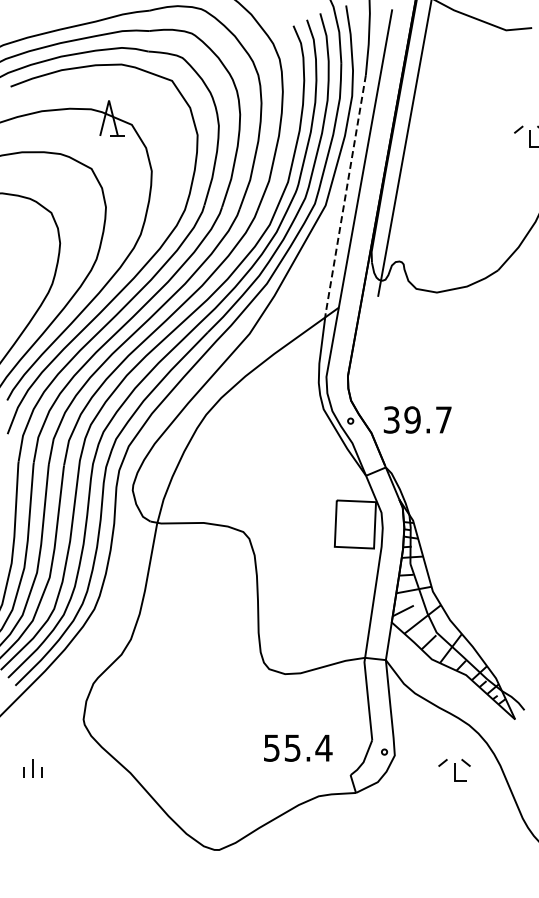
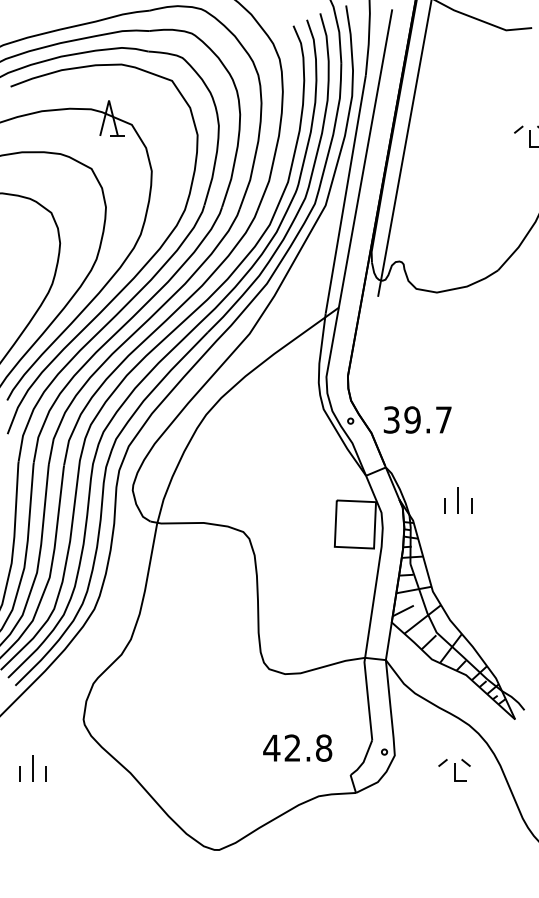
line: dashed -> solid (345, 194)
part: none -> present (458, 500)
text: 55.4 -> 42.8 (297, 747)
part size: 20x19 px -> 28x27 px (32, 768)
